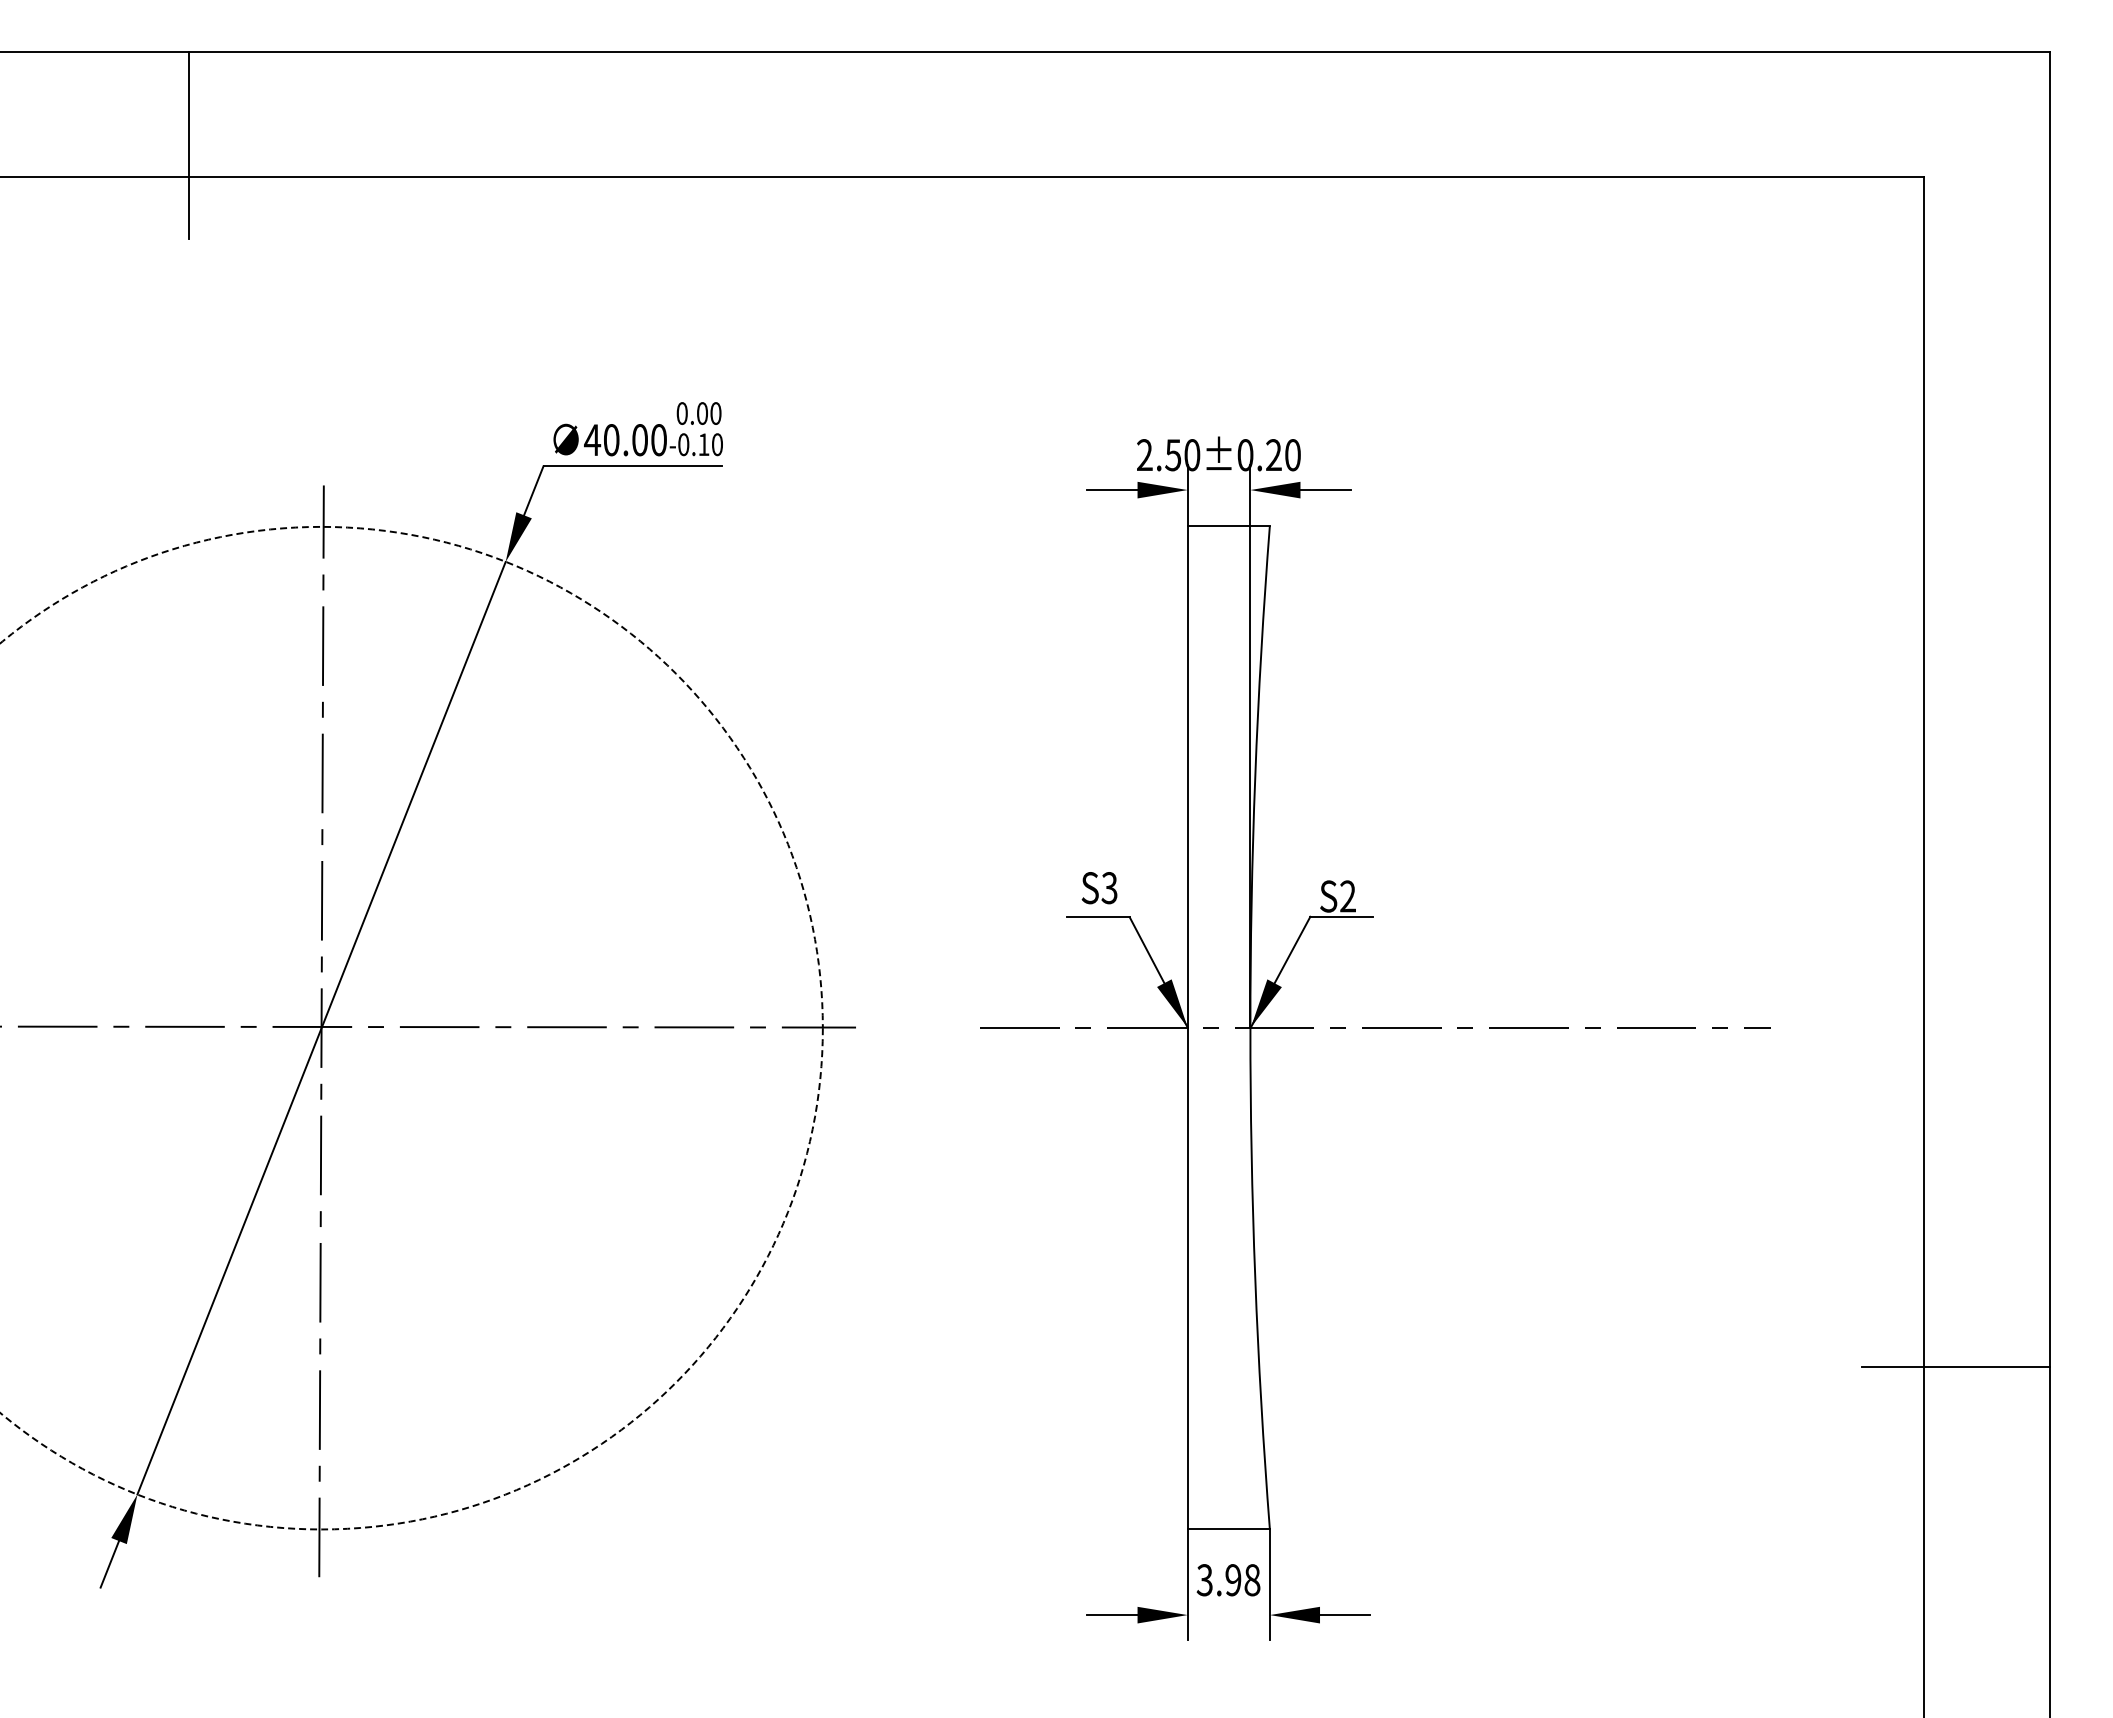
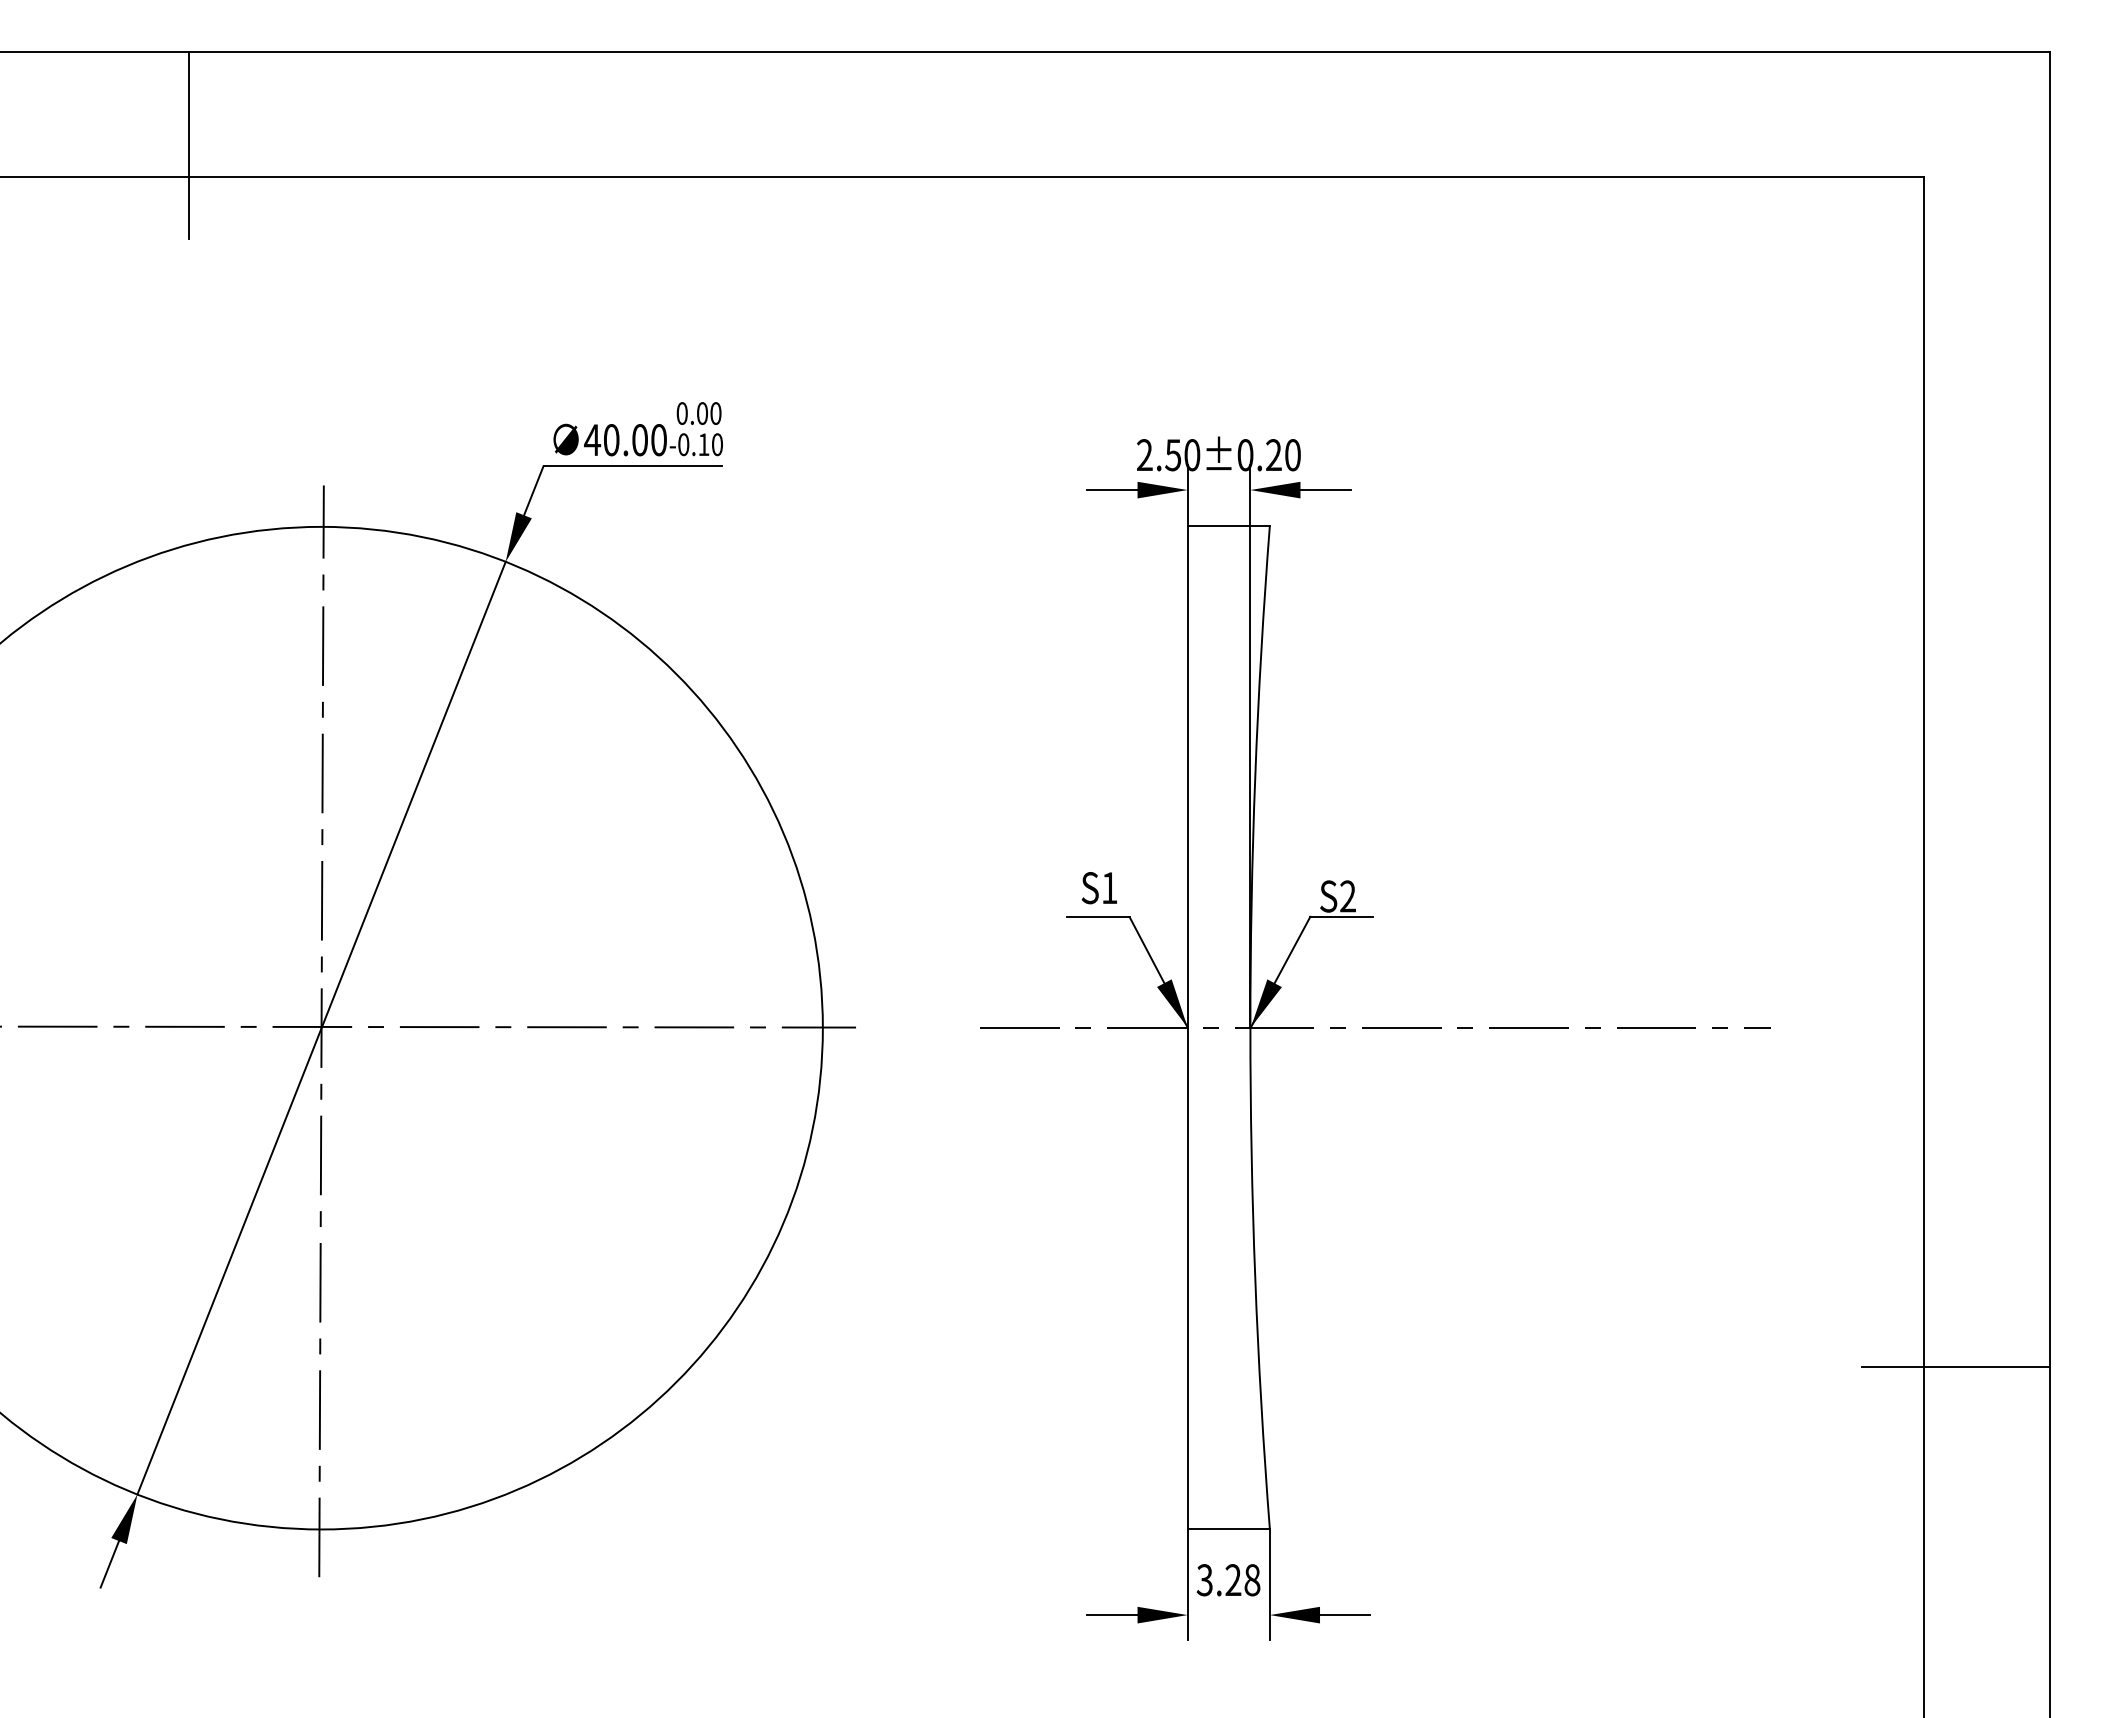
text: S3 -> S1 (1109, 888)
circle: dashed -> solid (411, 1027)
text: 3.98 -> 3.28 (1233, 1580)
